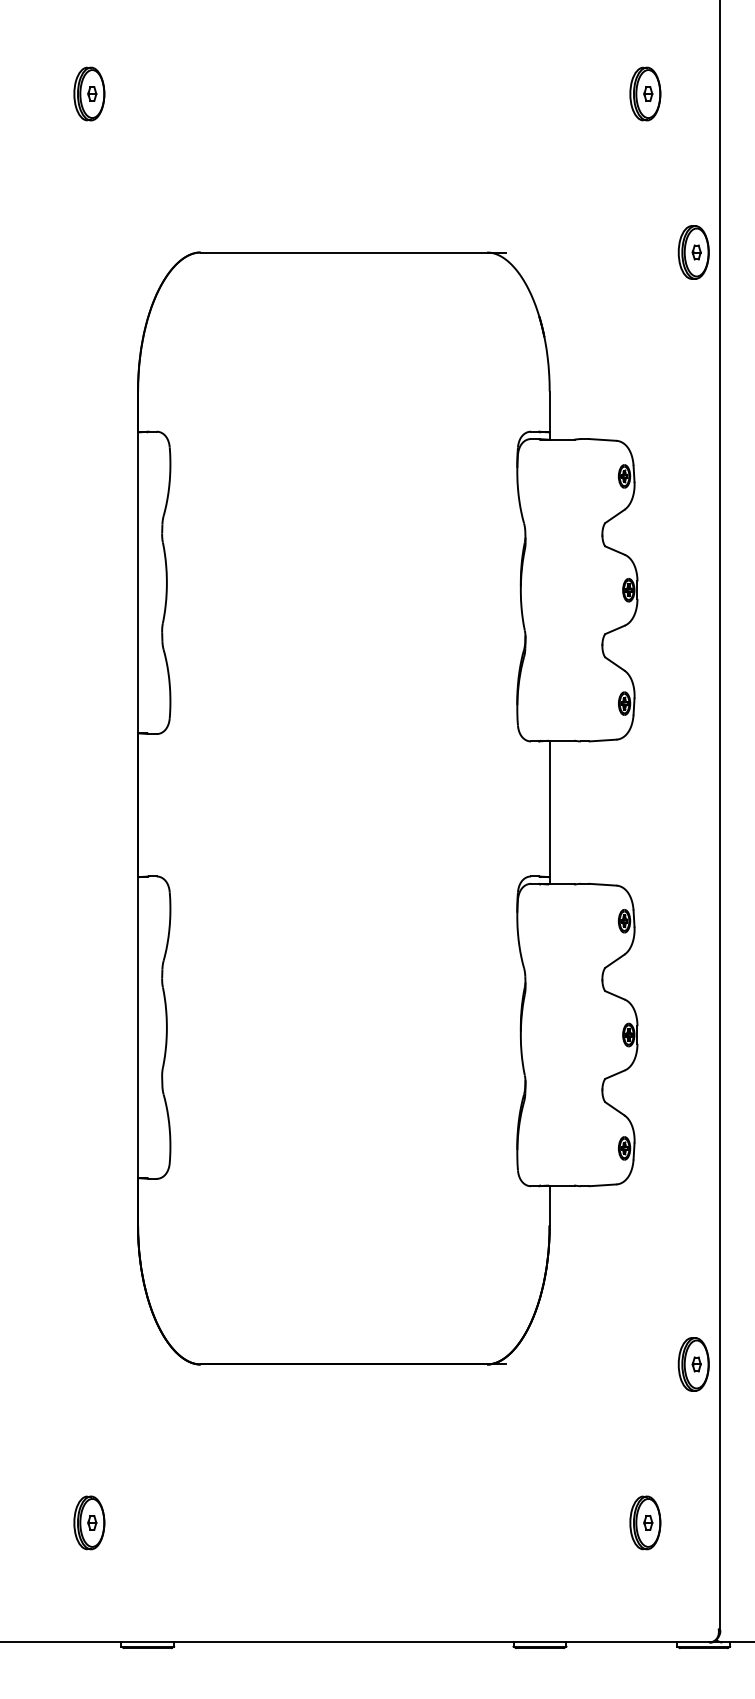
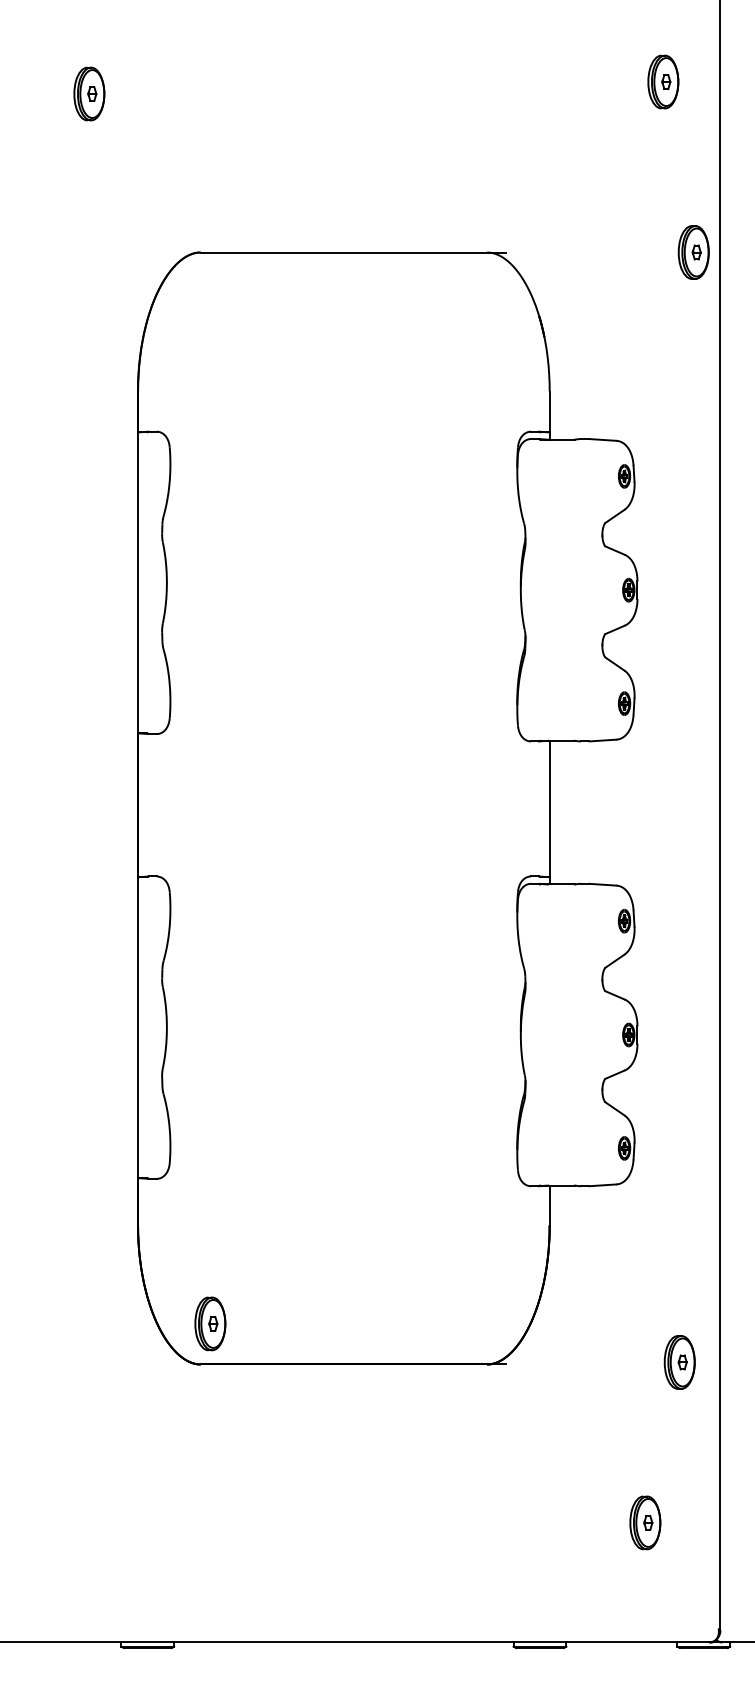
part position: (645, 93) -> (663, 81) (663, 81)
part position: (693, 1364) -> (679, 1362) (679, 1362)
part position: (89, 1522) -> (210, 1323) (210, 1323)
